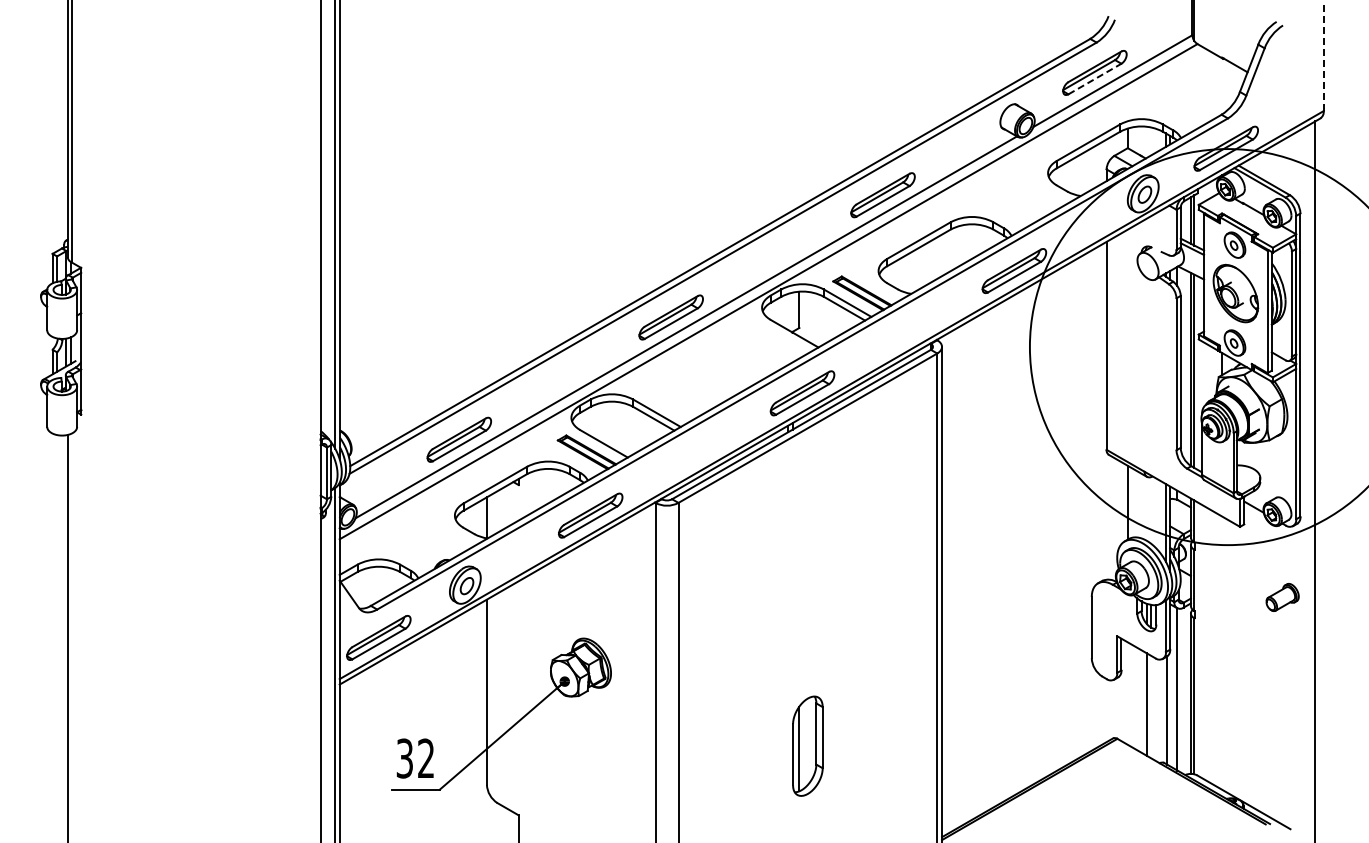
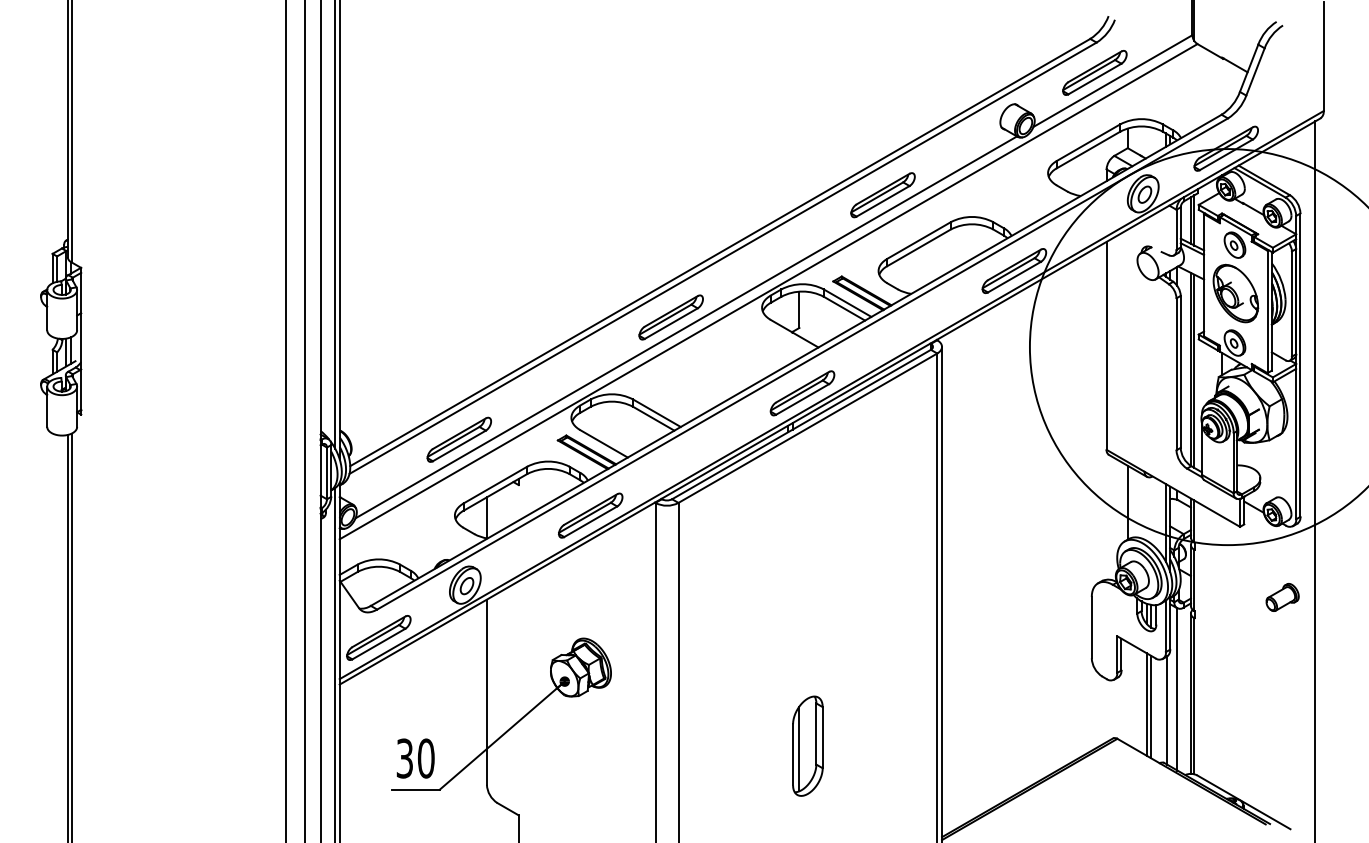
line: dashed -> solid (1323, 56)
line: dashed -> solid (1094, 79)
line: none -> present (285, 420)
line: none -> present (304, 420)
line: none -> present (71, 636)
line: none -> present (1151, 706)
text: 32 -> 30 (425, 758)
